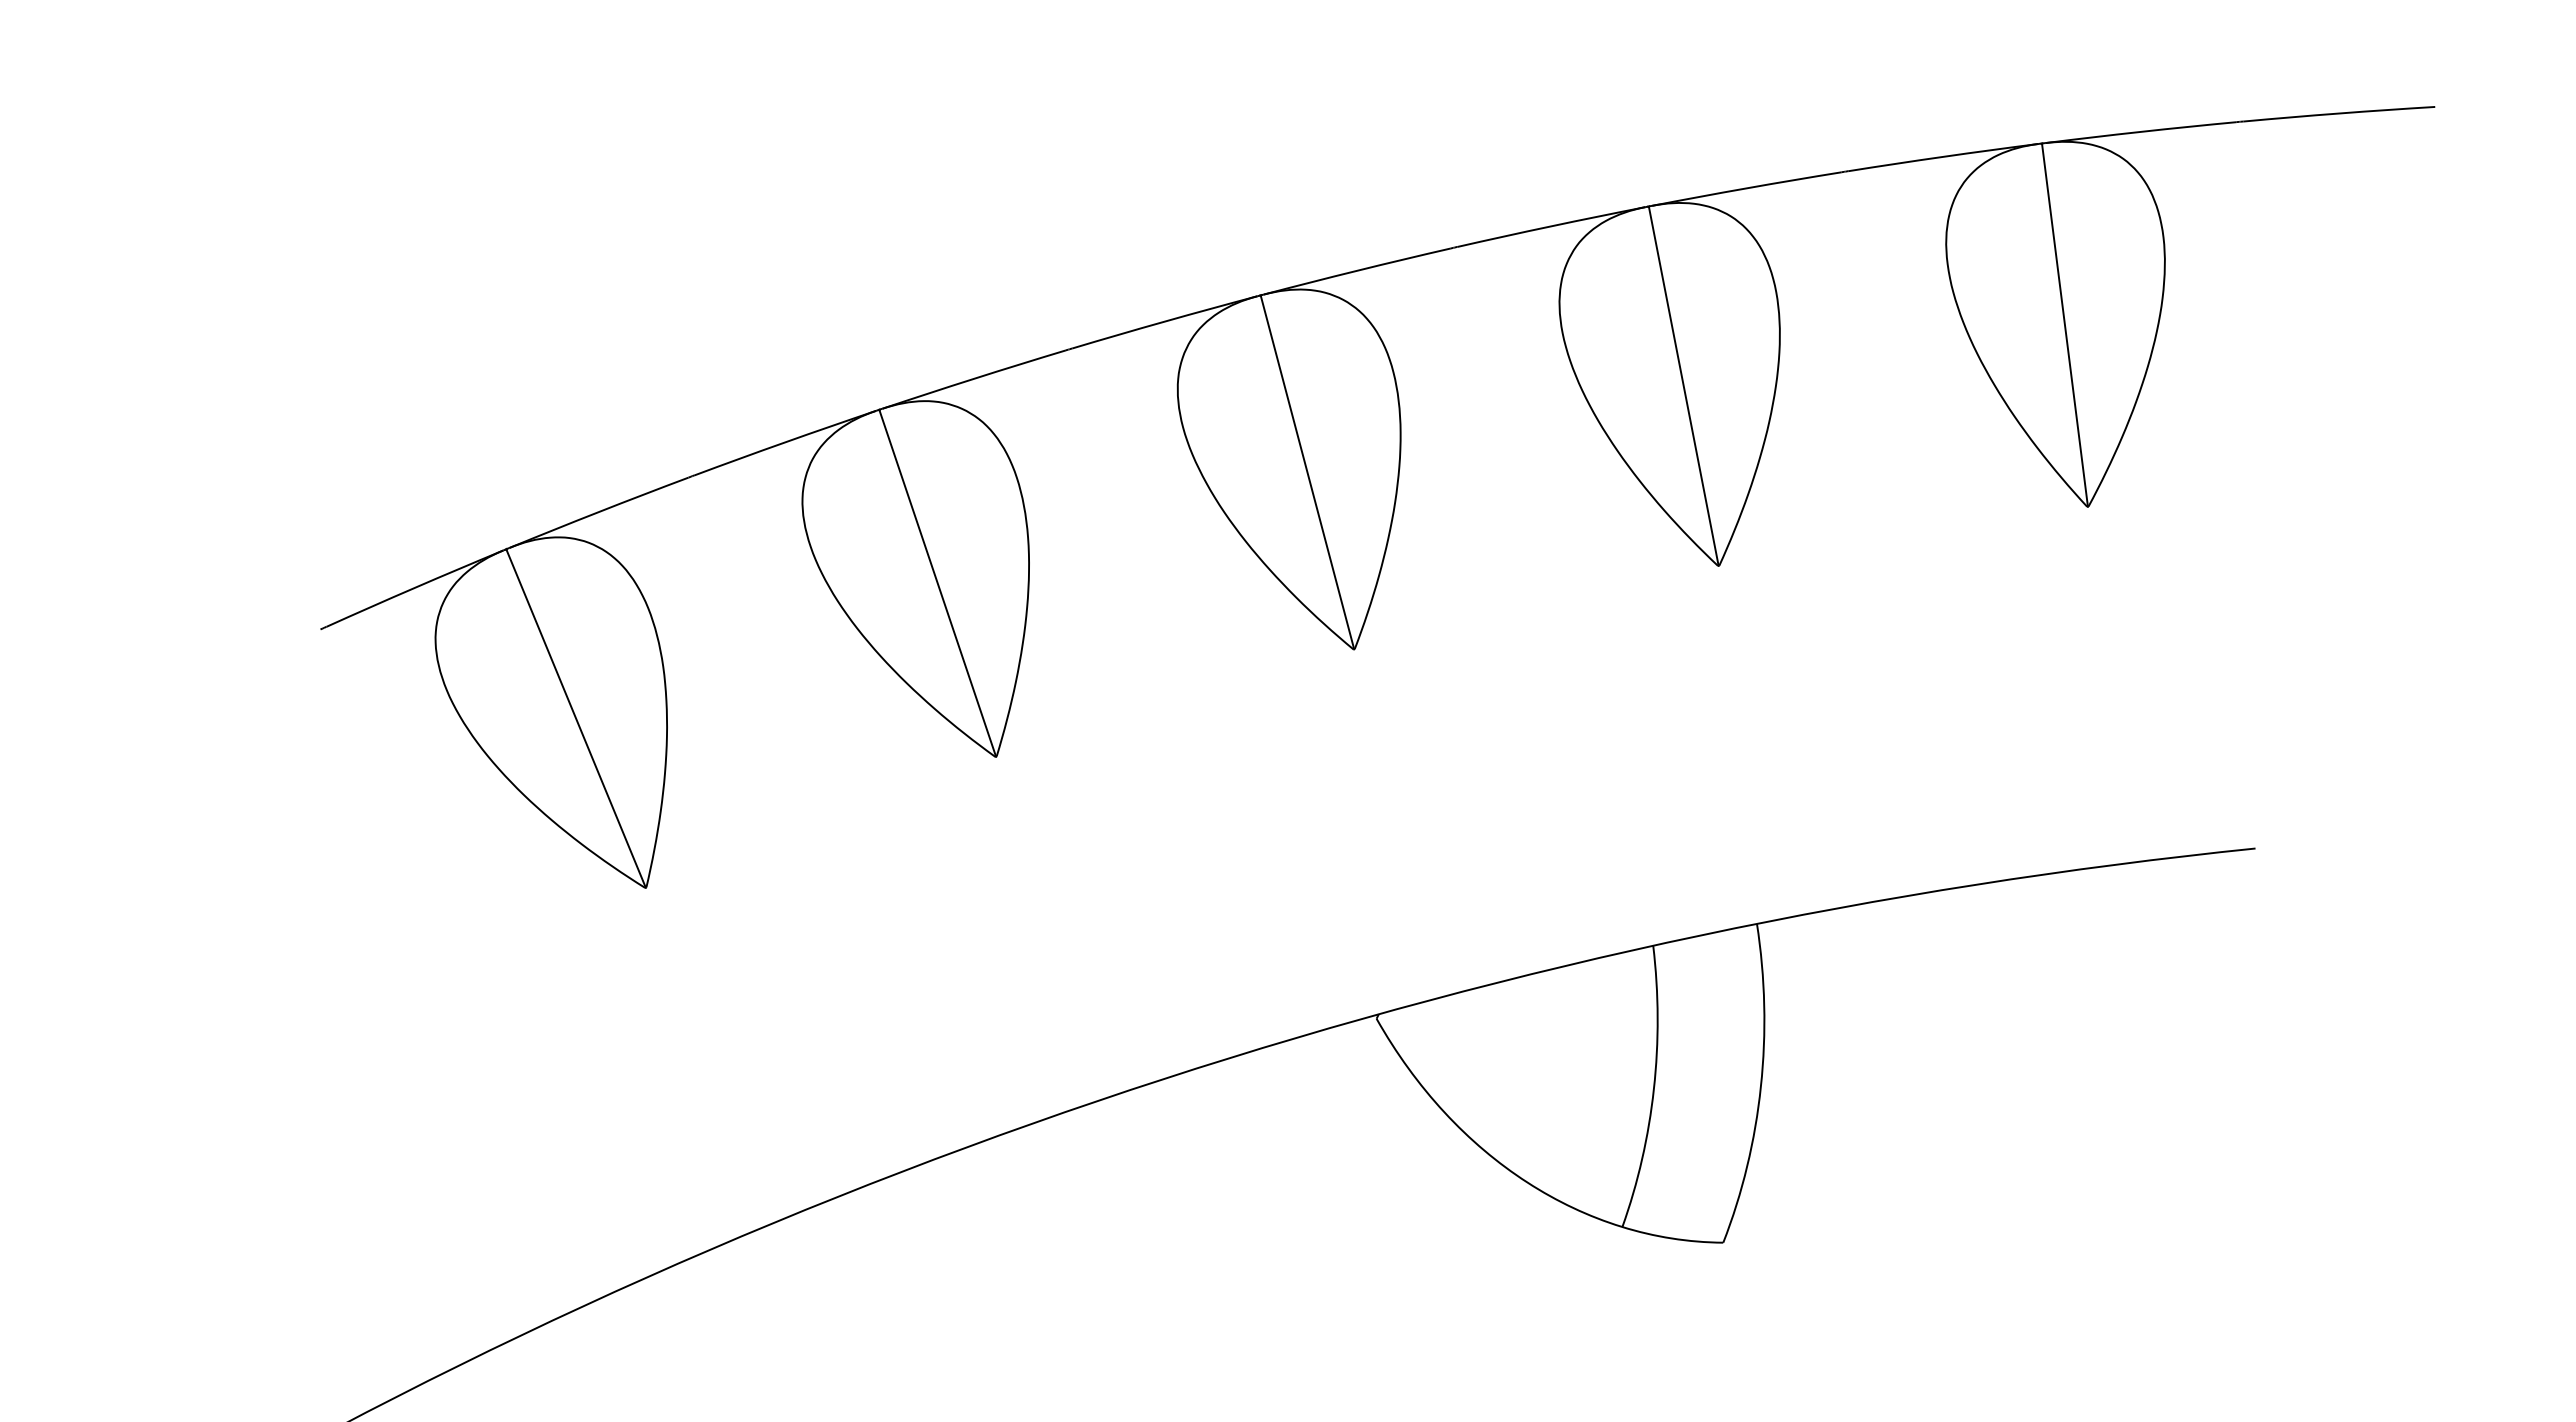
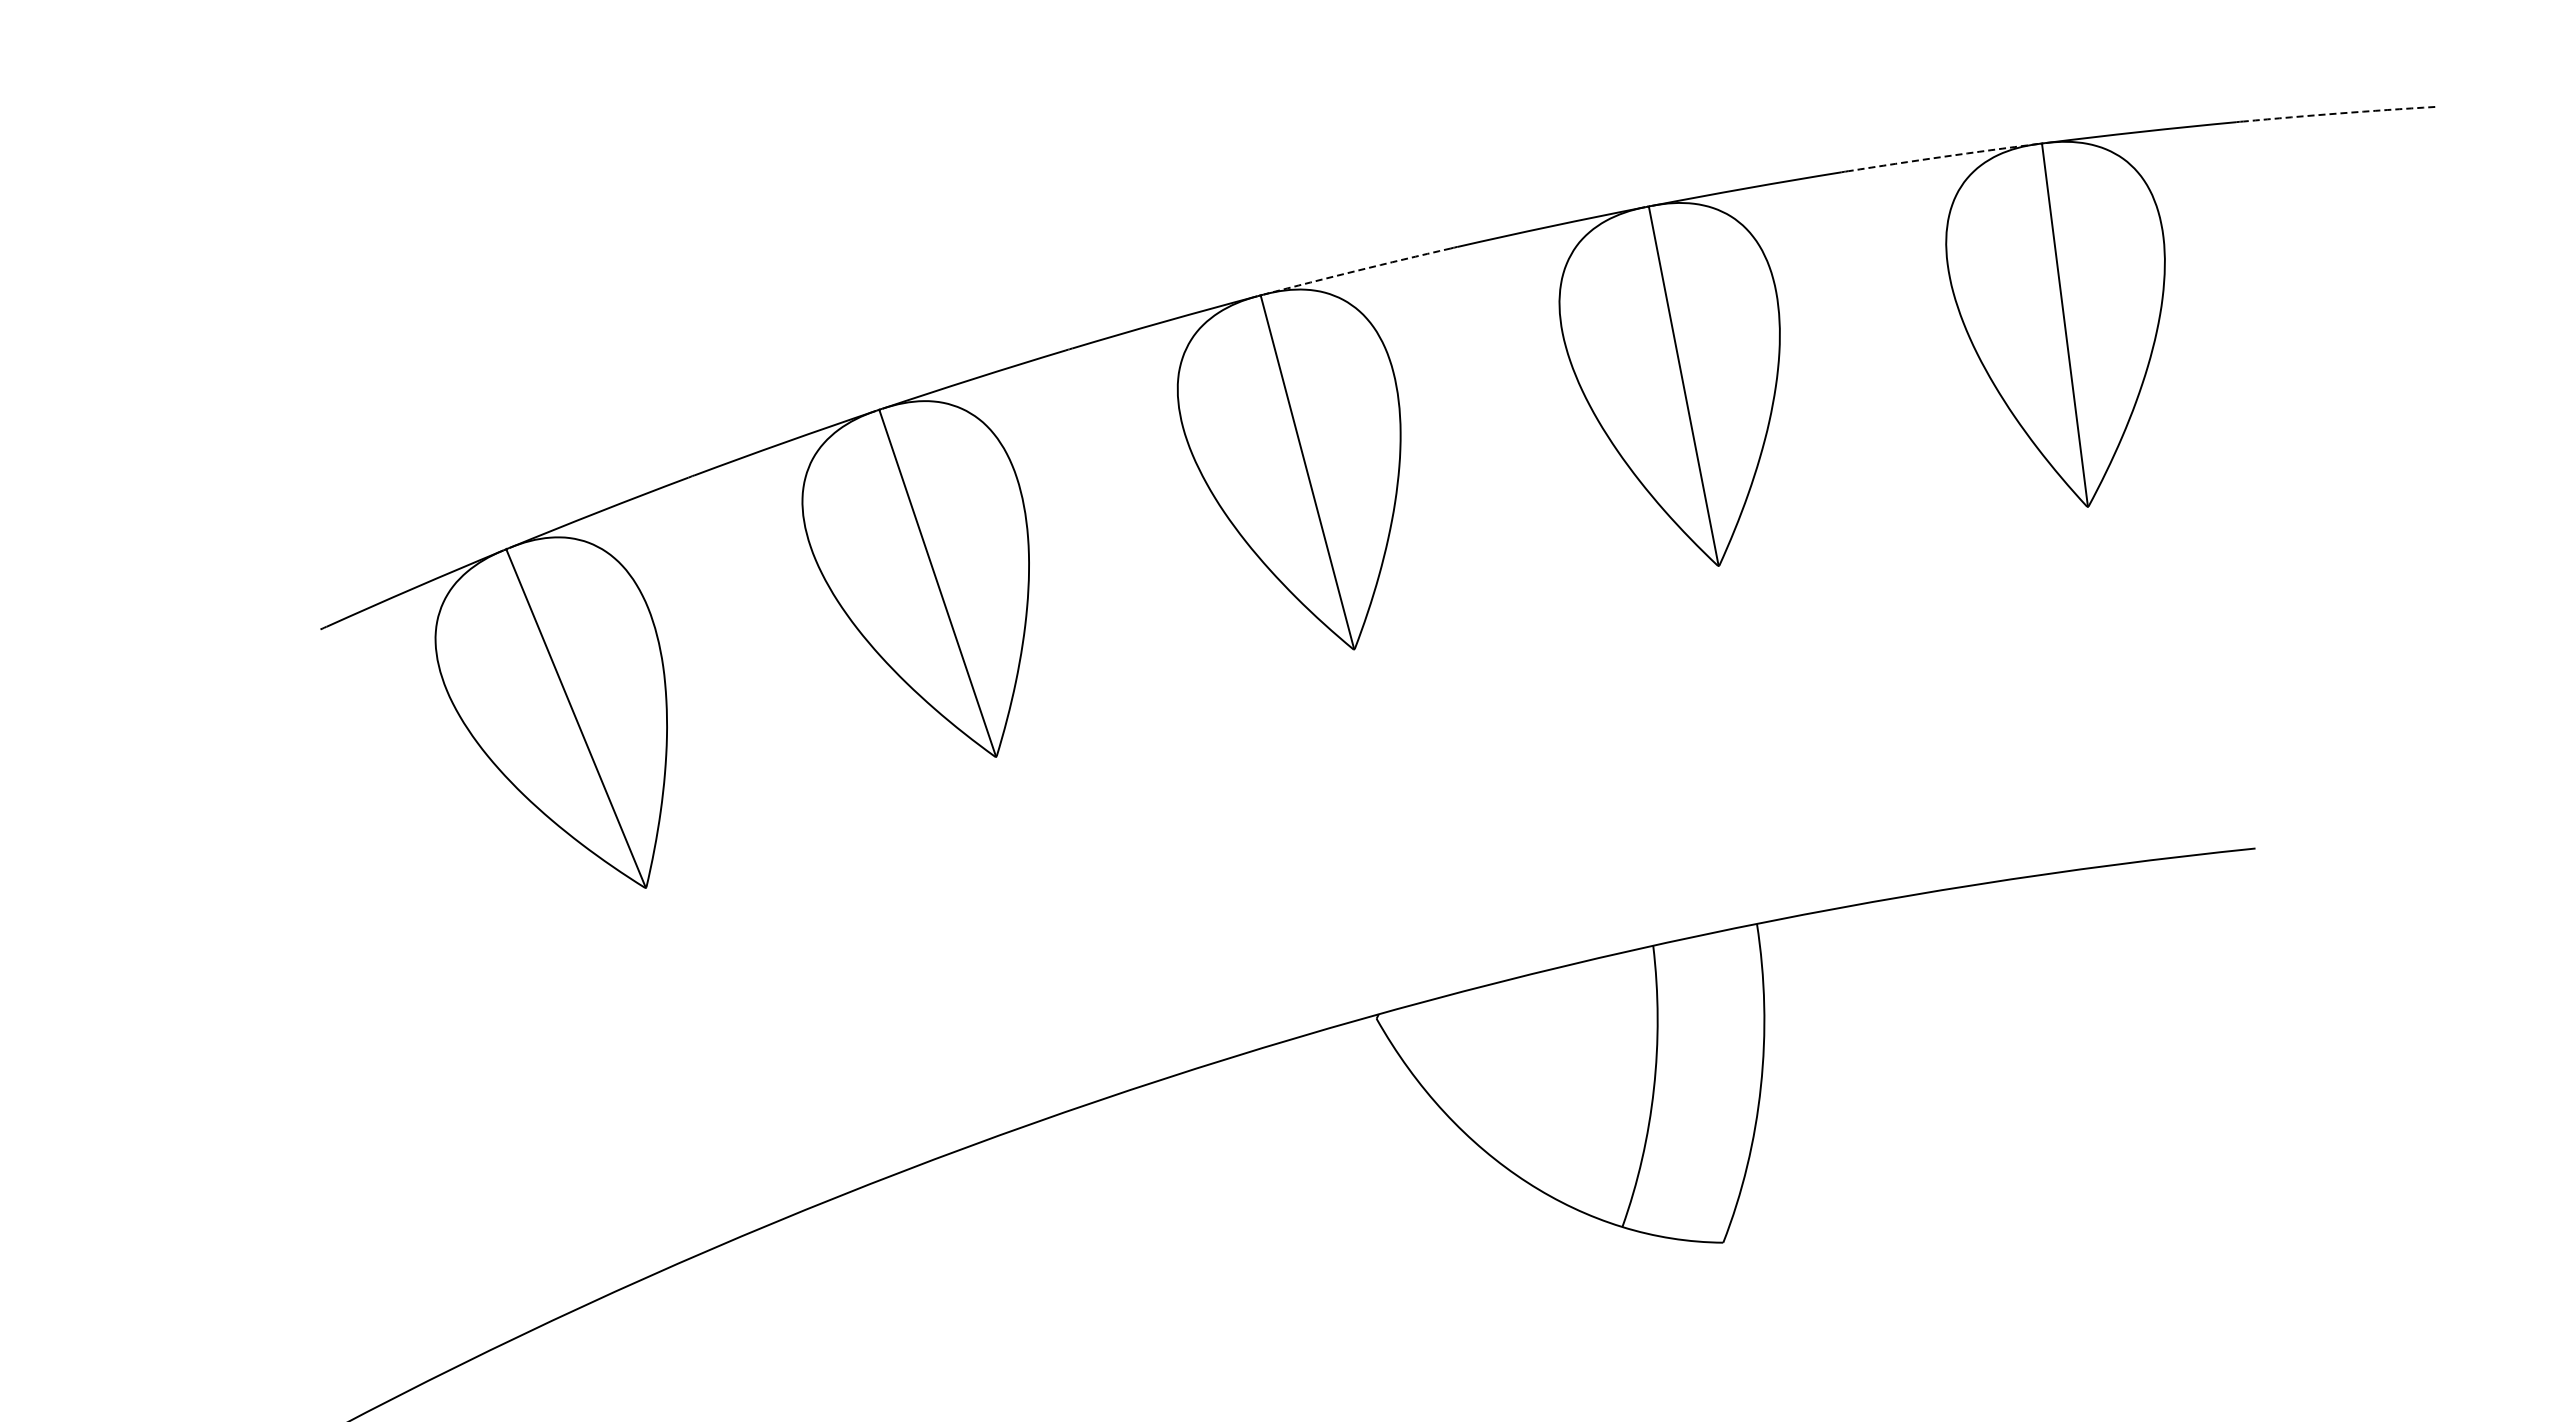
arc: solid -> dashed (2339, 113)
arc: solid -> dashed (1943, 156)
arc: solid -> dashed (1357, 270)
